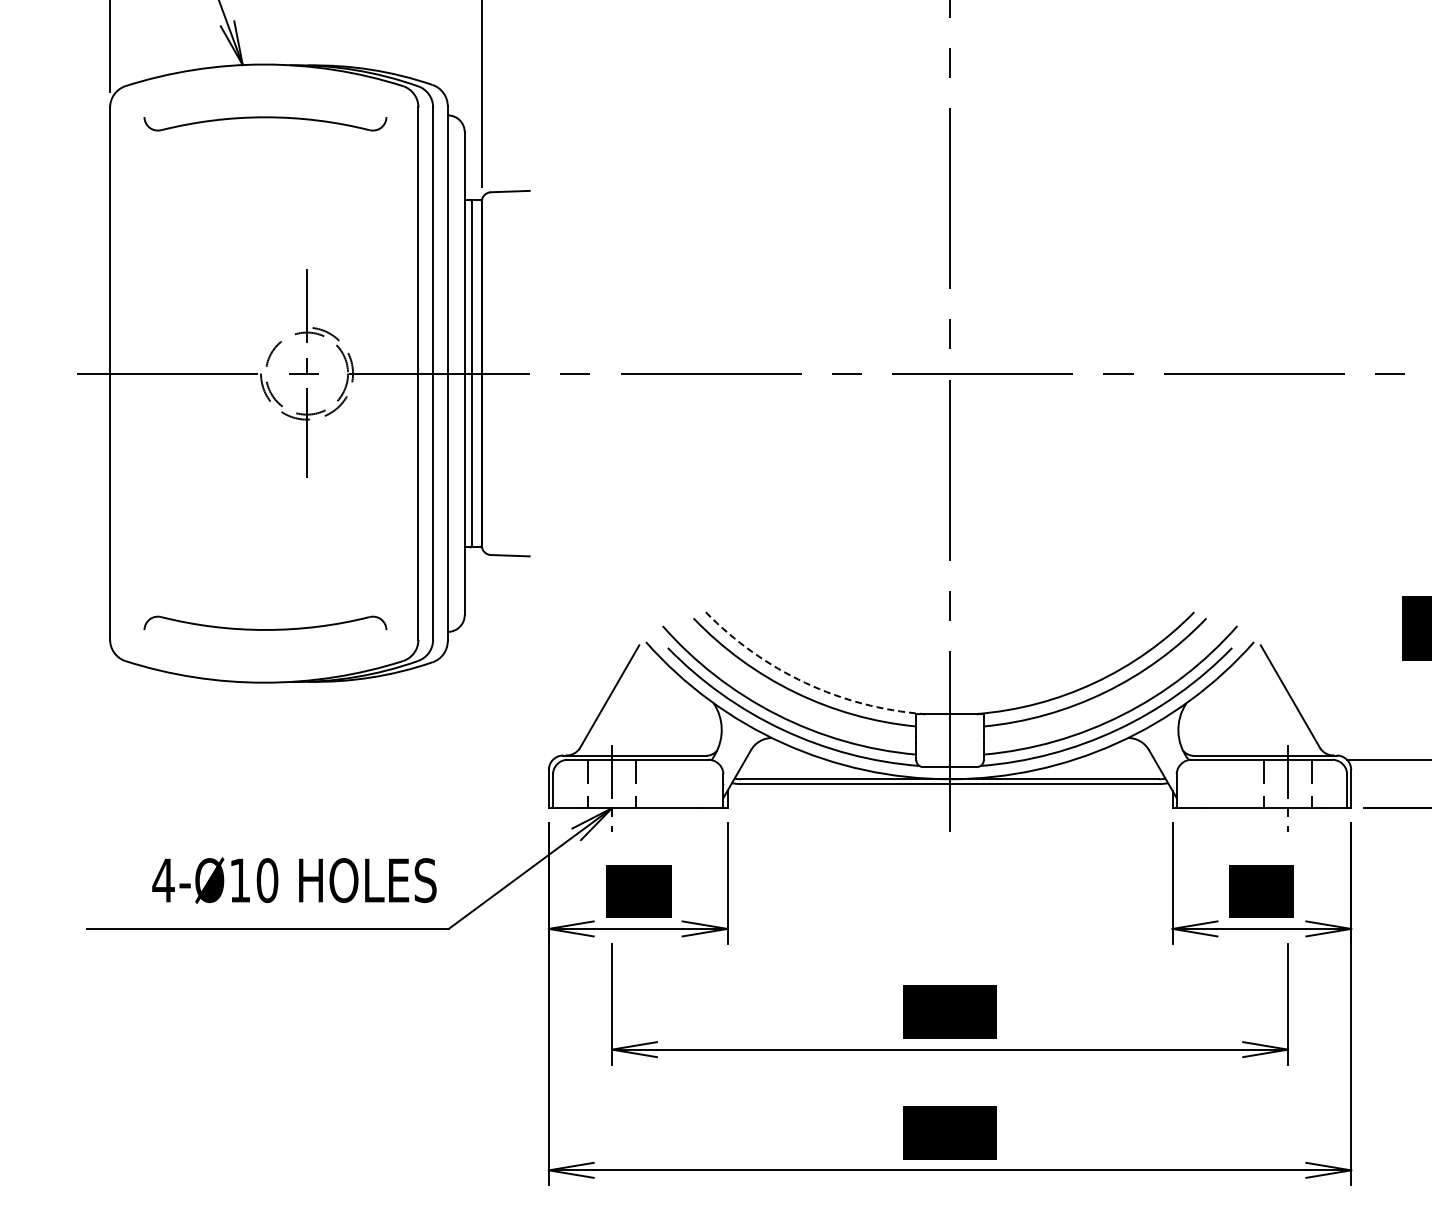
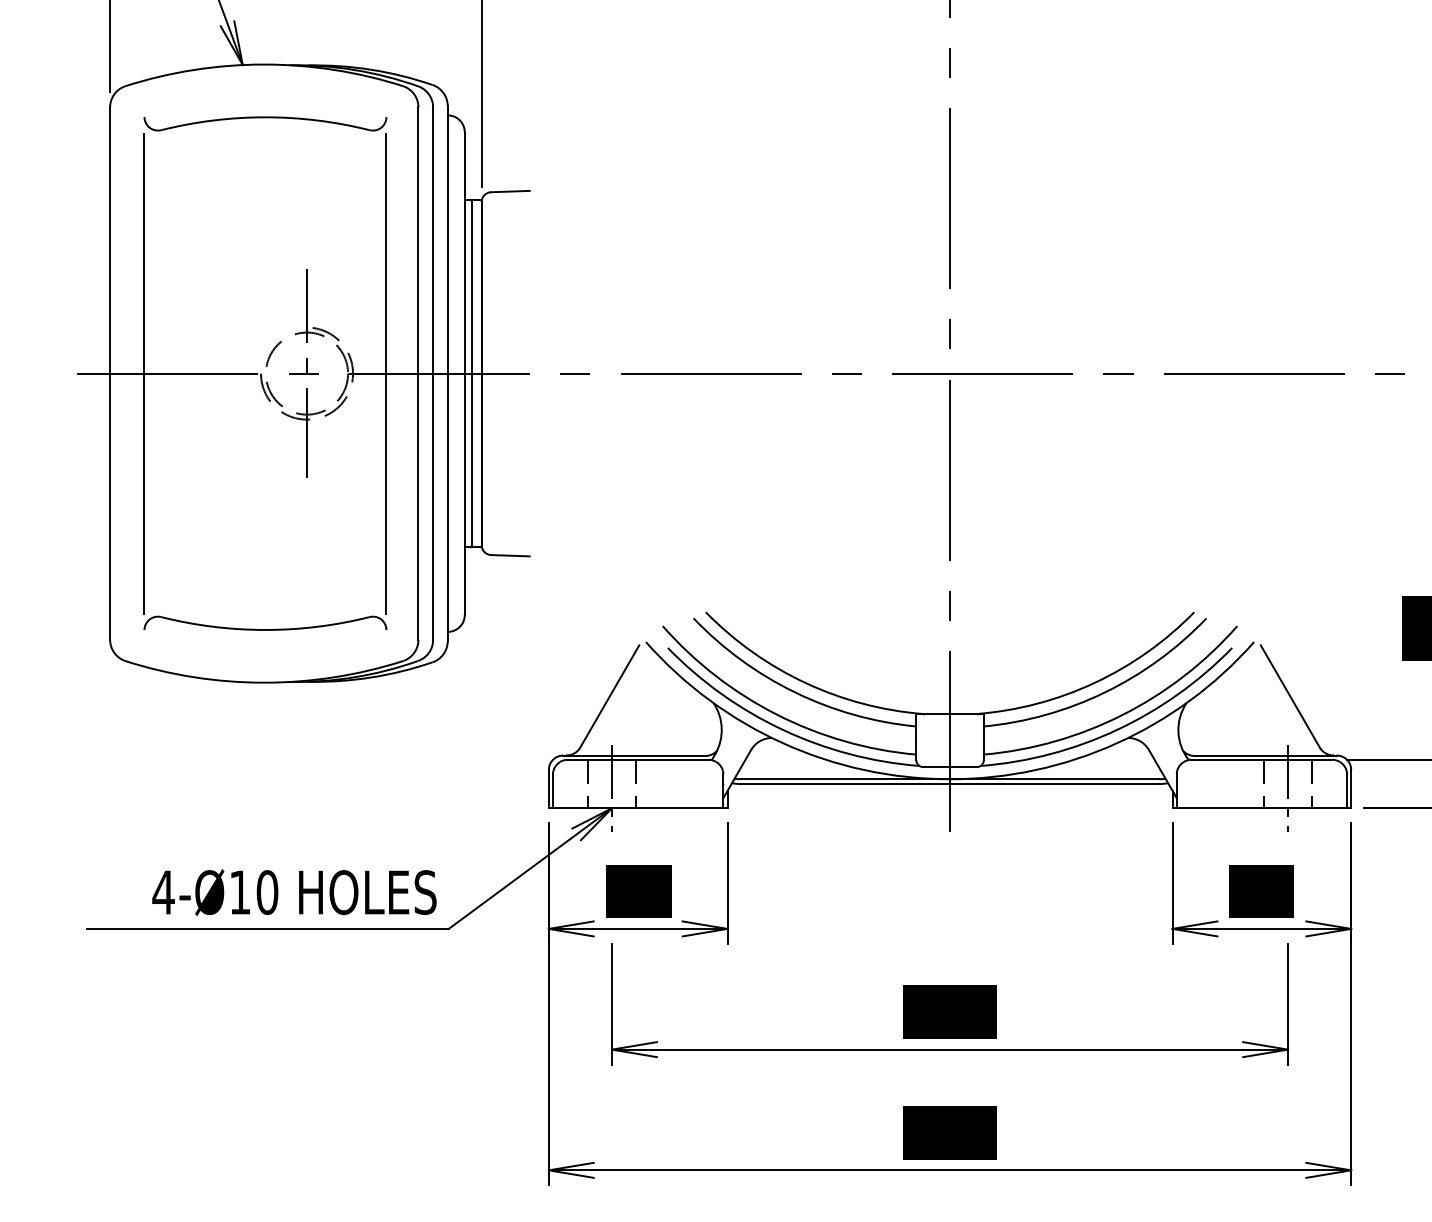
line: none -> present (144, 373)
line: none -> present (386, 373)
arc: dashed -> solid (805, 682)
text position: (294, 880) -> (294, 892) (294, 892)
